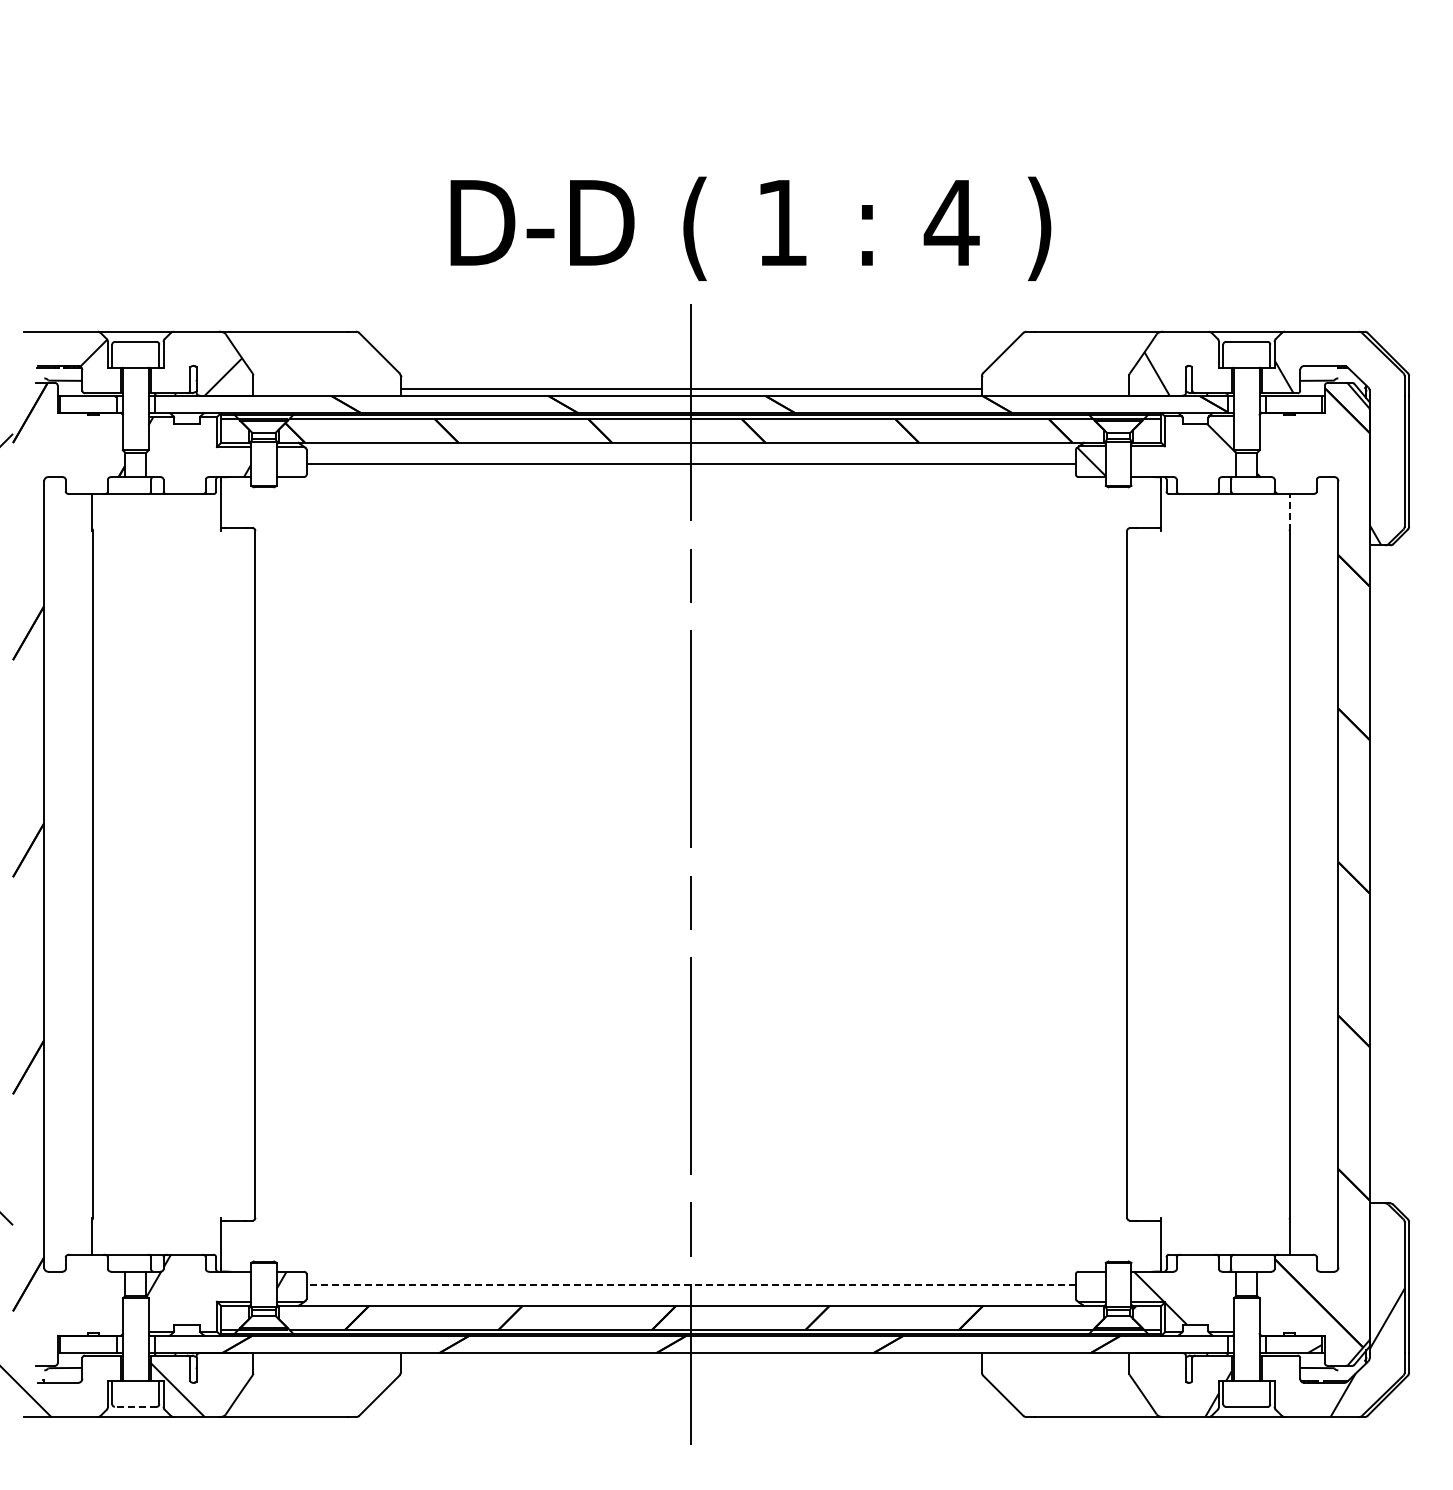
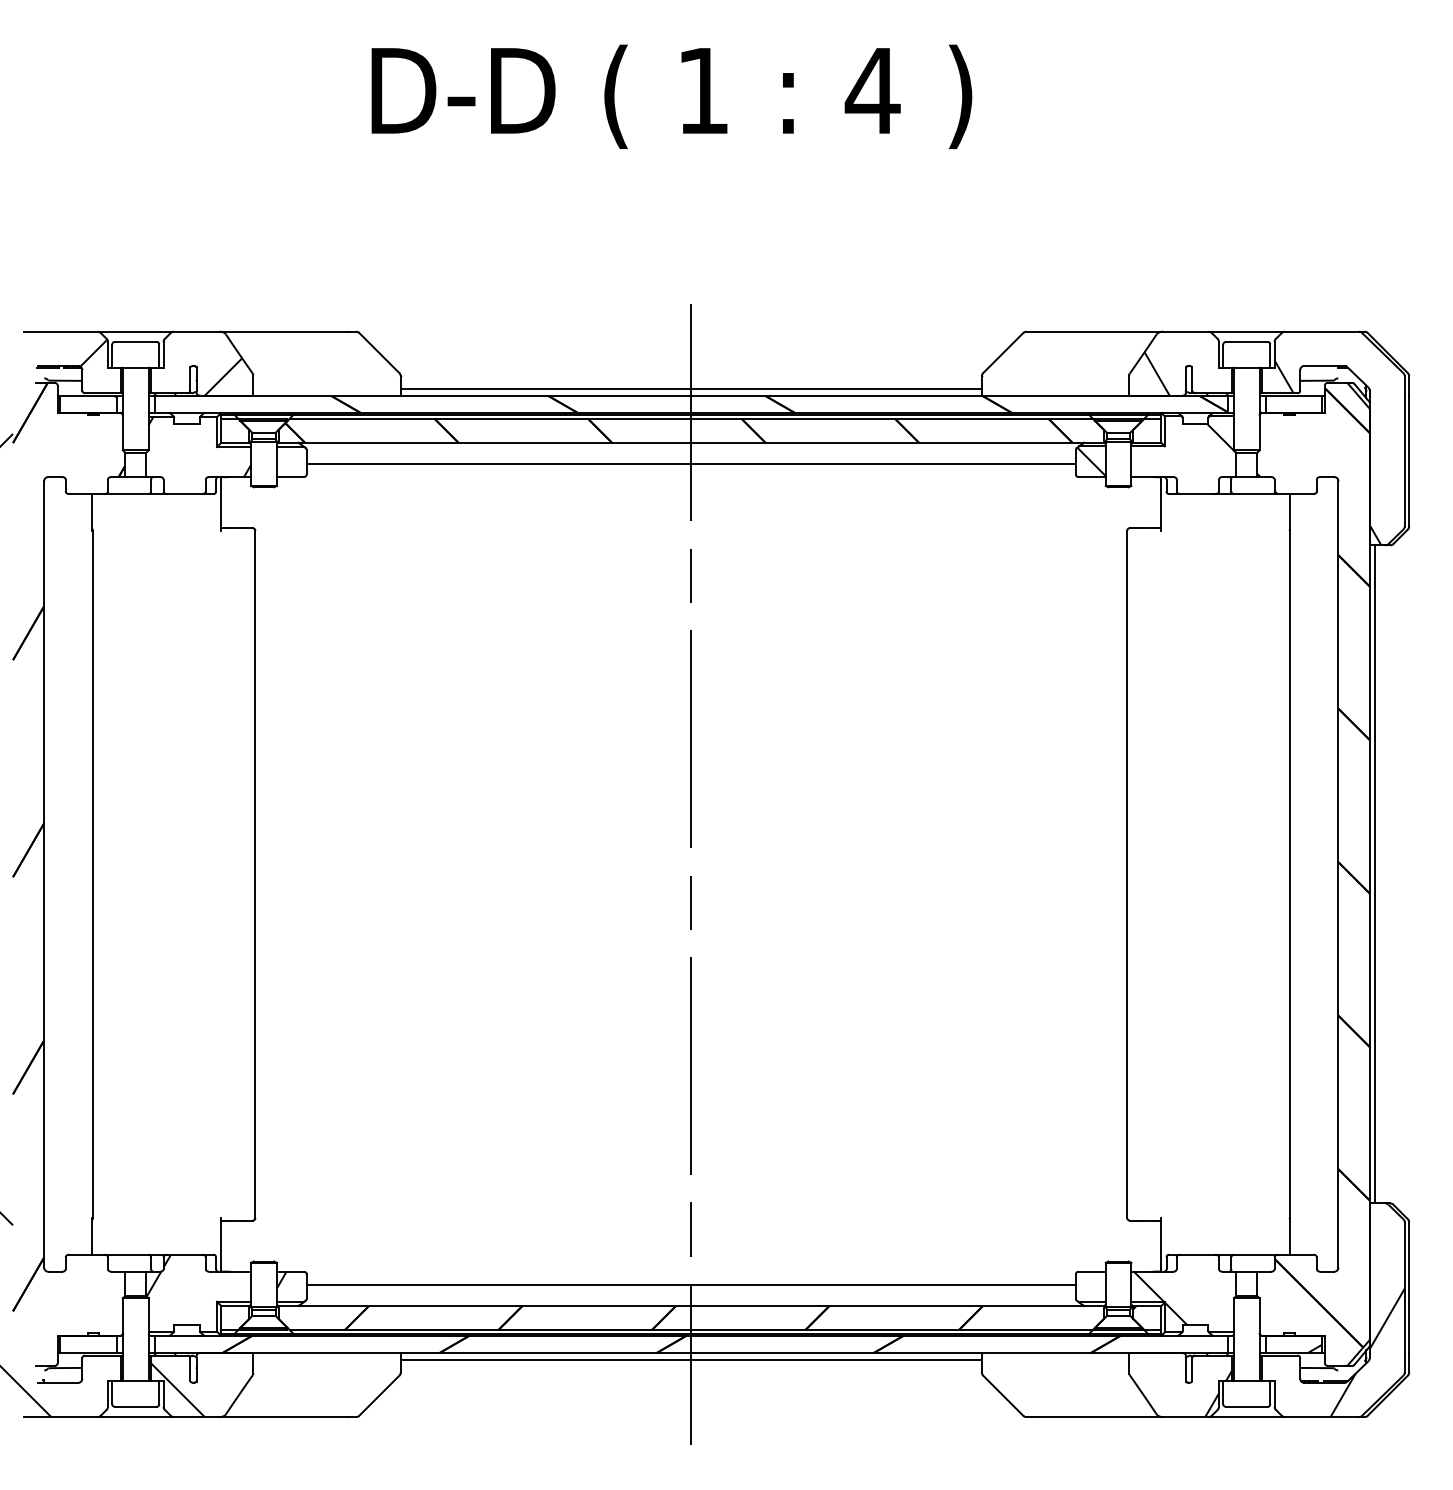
text position: (750, 228) -> (671, 96) (671, 96)
line: dashed -> solid (1290, 511)
line: none -> present (1375, 874)
line: dashed -> solid (691, 1284)
line: none -> present (690, 1359)
line: dashed -> solid (135, 1406)
